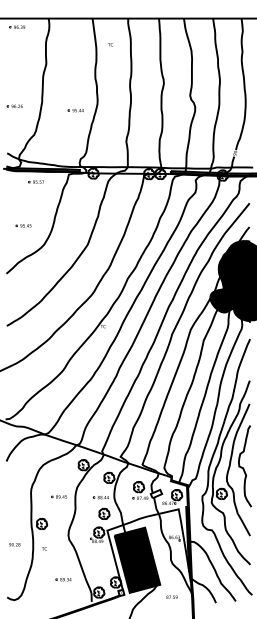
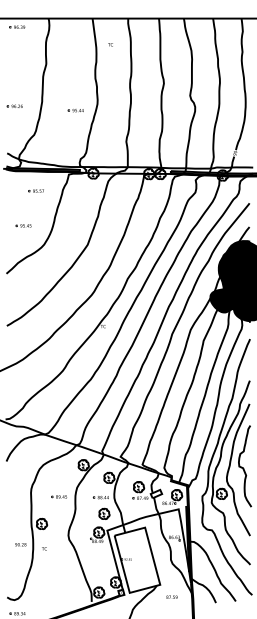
part position: (35, 181) -> (35, 190) (35, 190)
text position: (14, 544) -> (20, 544) (20, 544)
fill: present -> none (137, 559)
line position: (63, 579) -> (17, 613) (17, 613)
